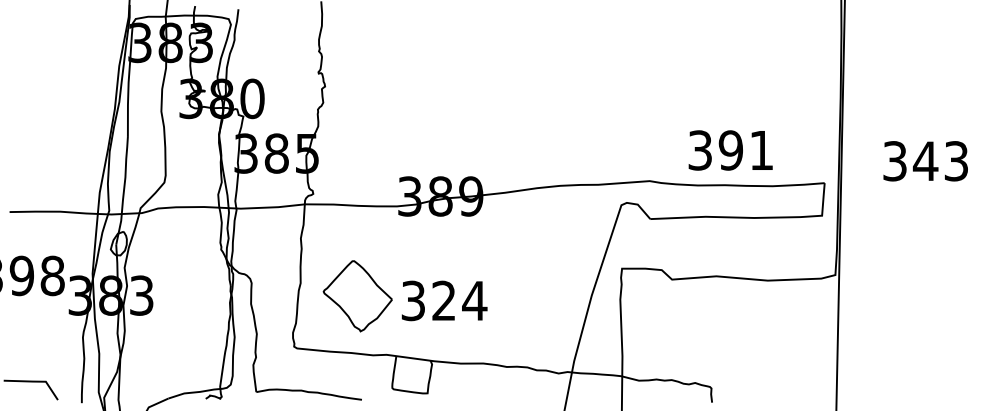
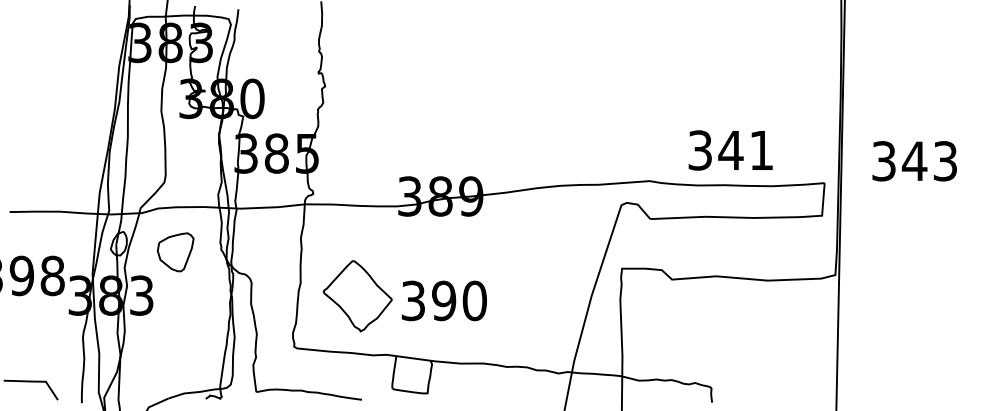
text: 391 -> 341 (730, 150)
text position: (925, 161) -> (914, 161) (914, 161)
part: none -> present (175, 252)
text: 324 -> 390 (459, 300)
